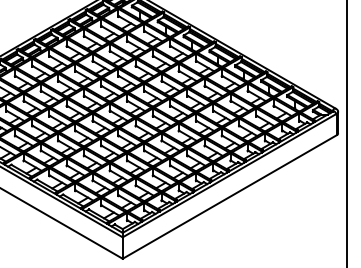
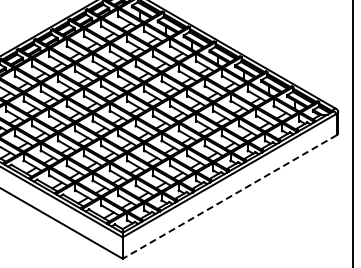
line position: (346, 133) -> (352, 133) (352, 133)
line: solid -> dashed (229, 196)
